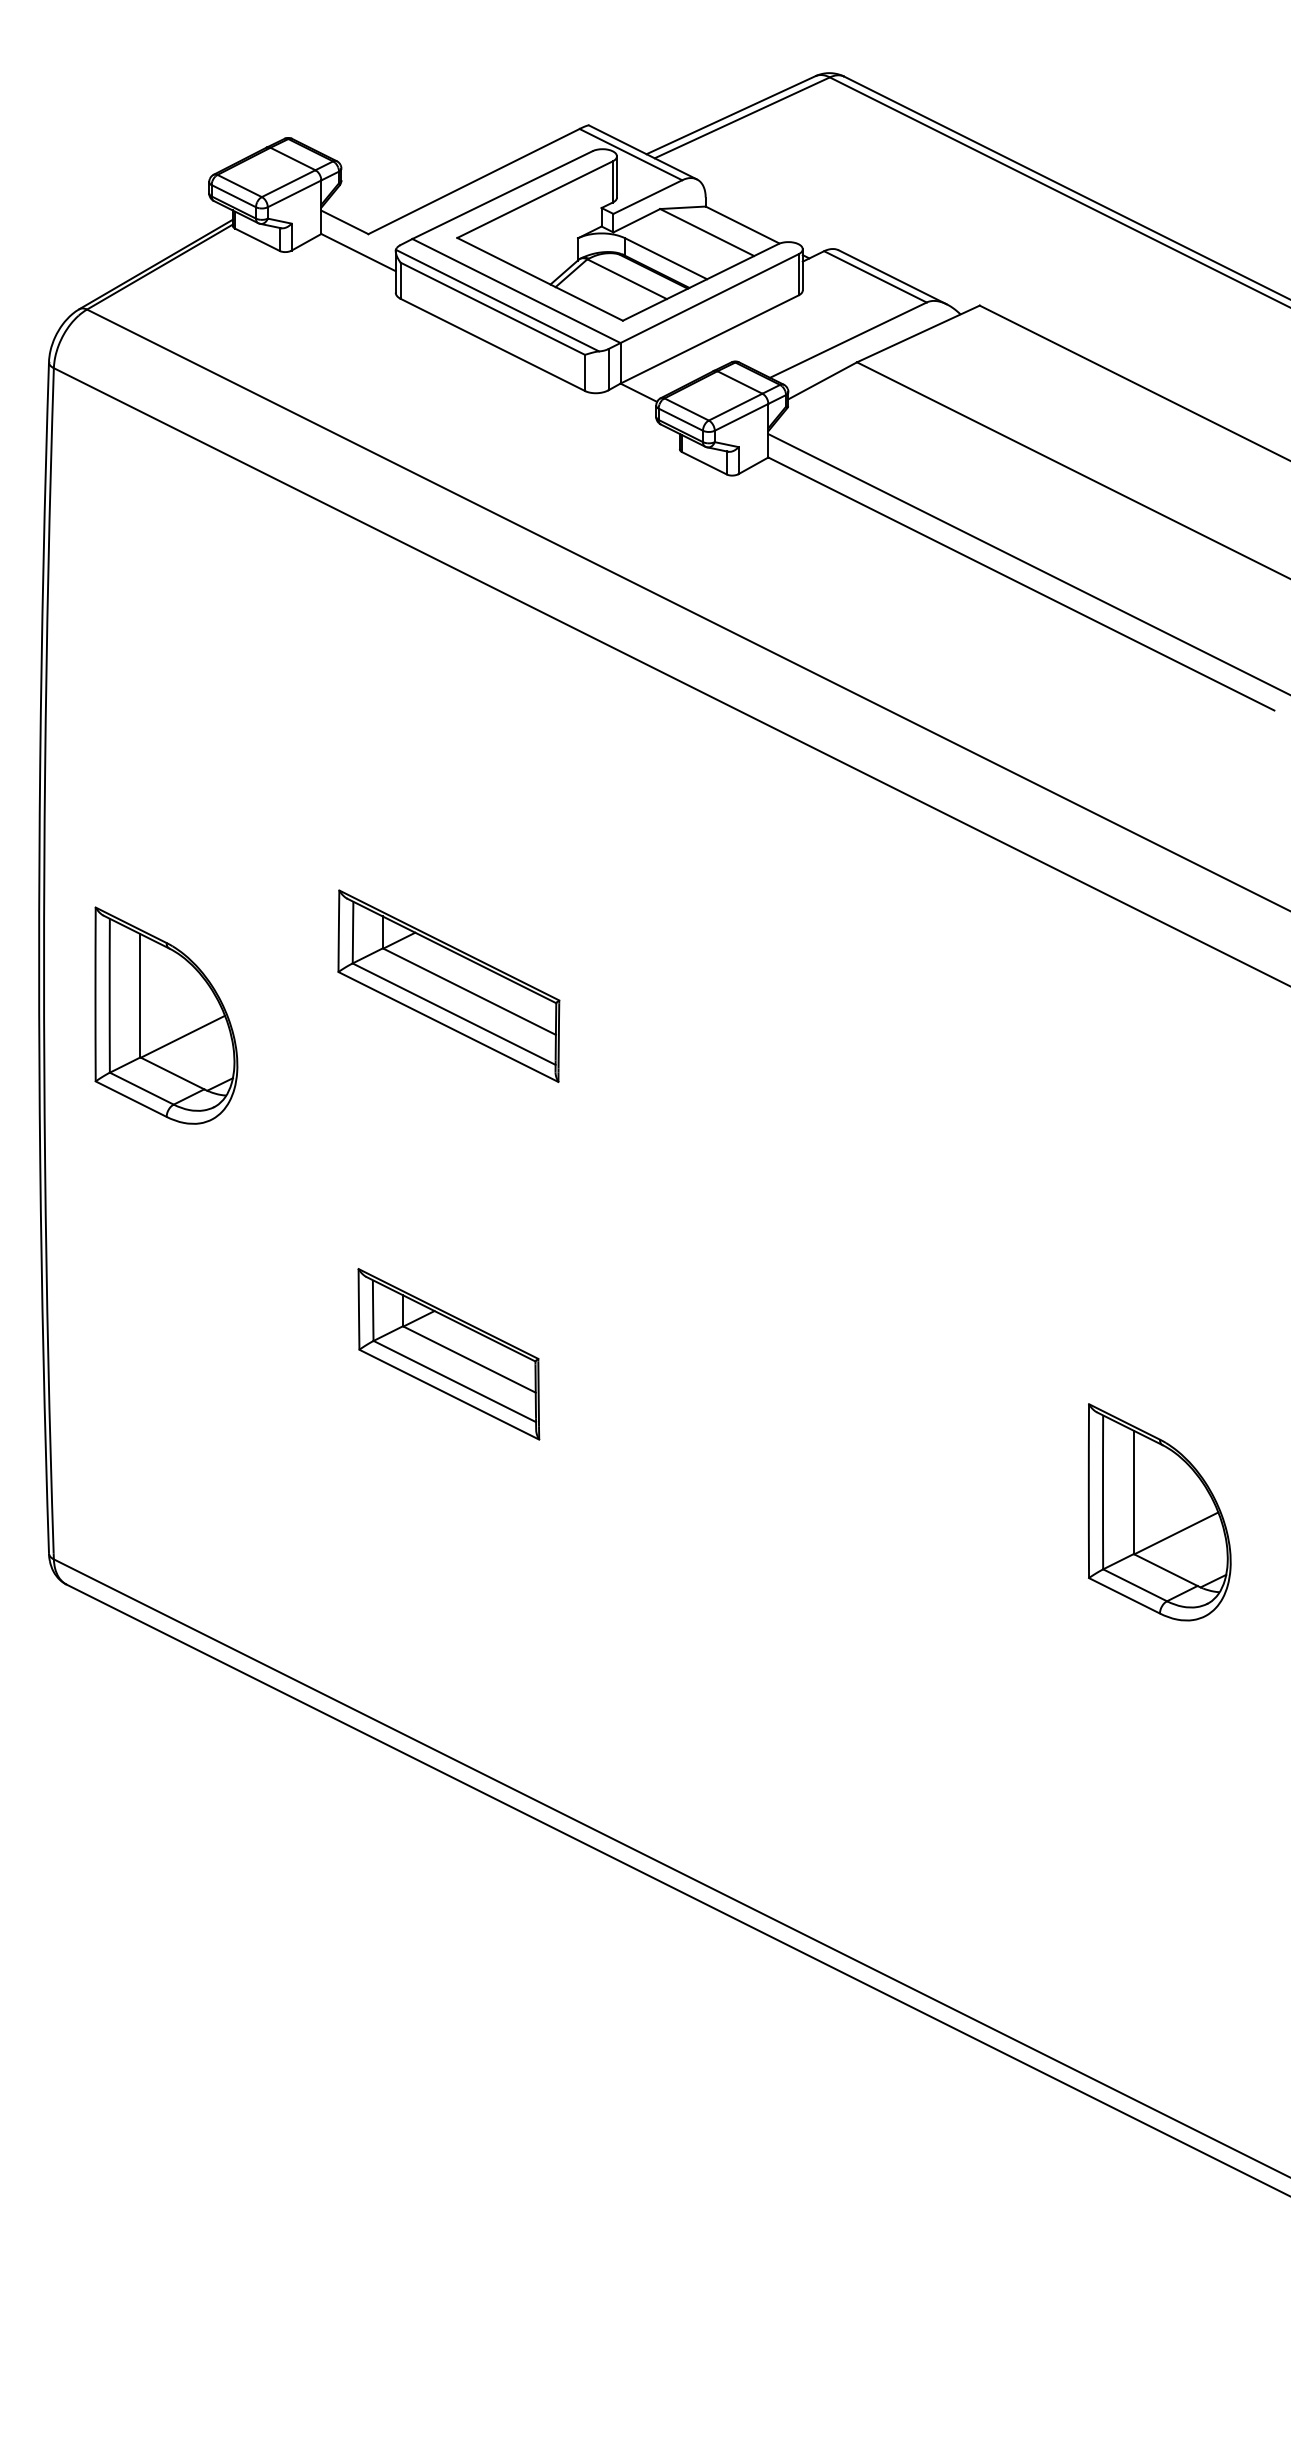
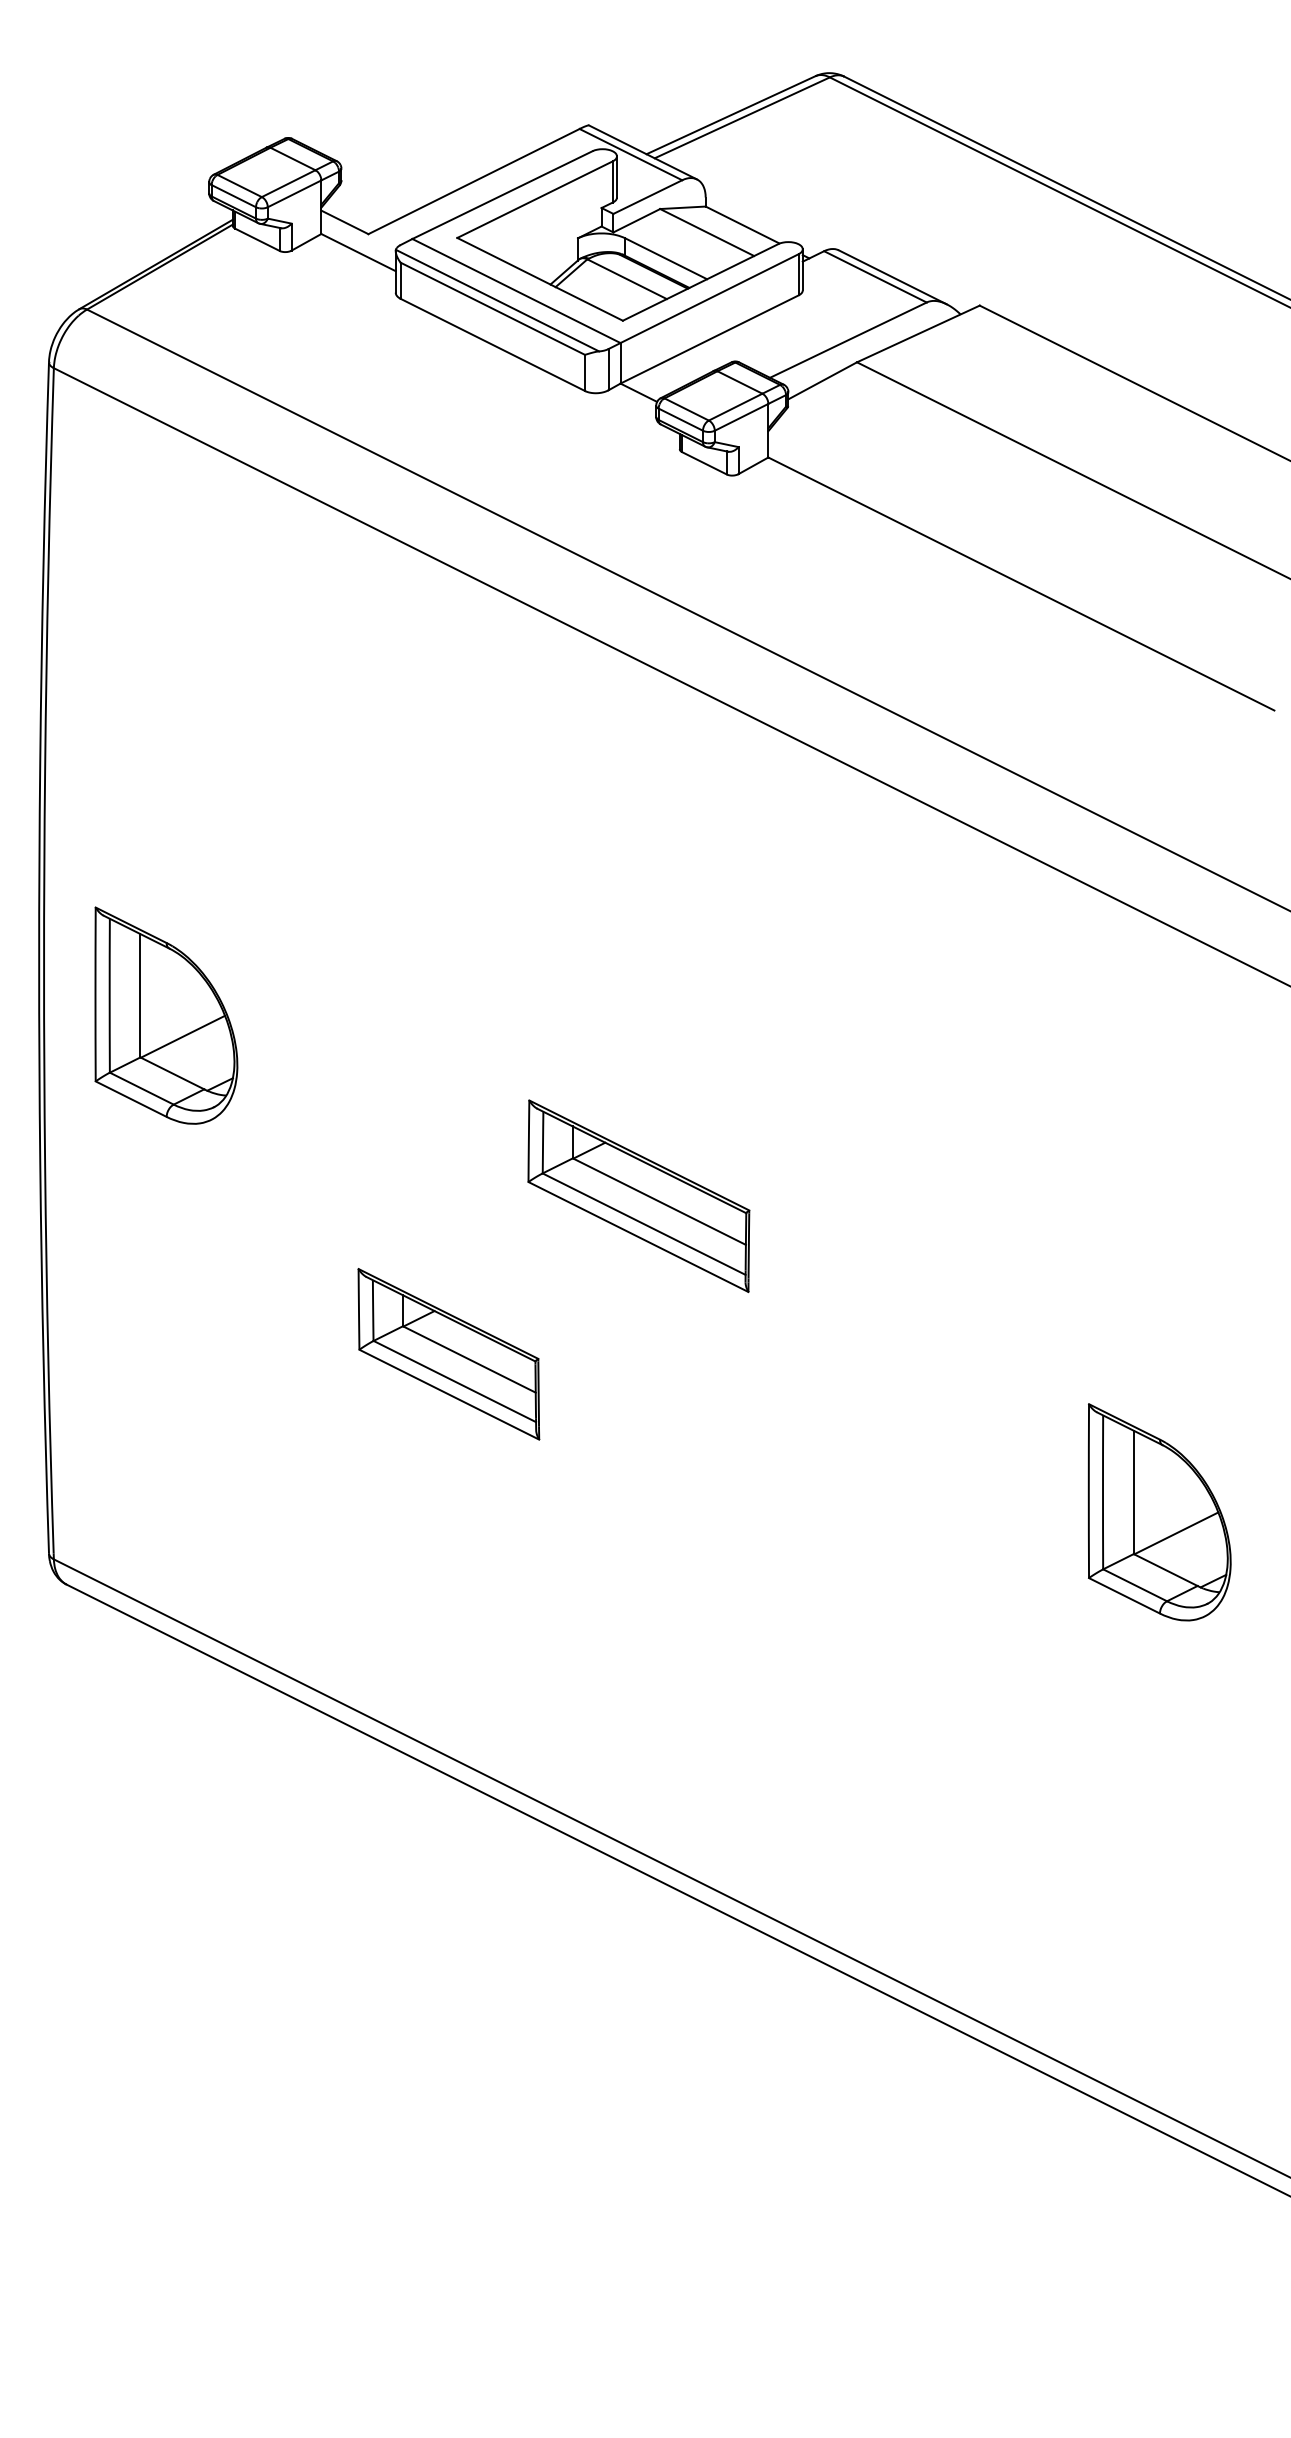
line: present -> none (1027, 563)
part position: (448, 985) -> (638, 1195) (638, 1195)
